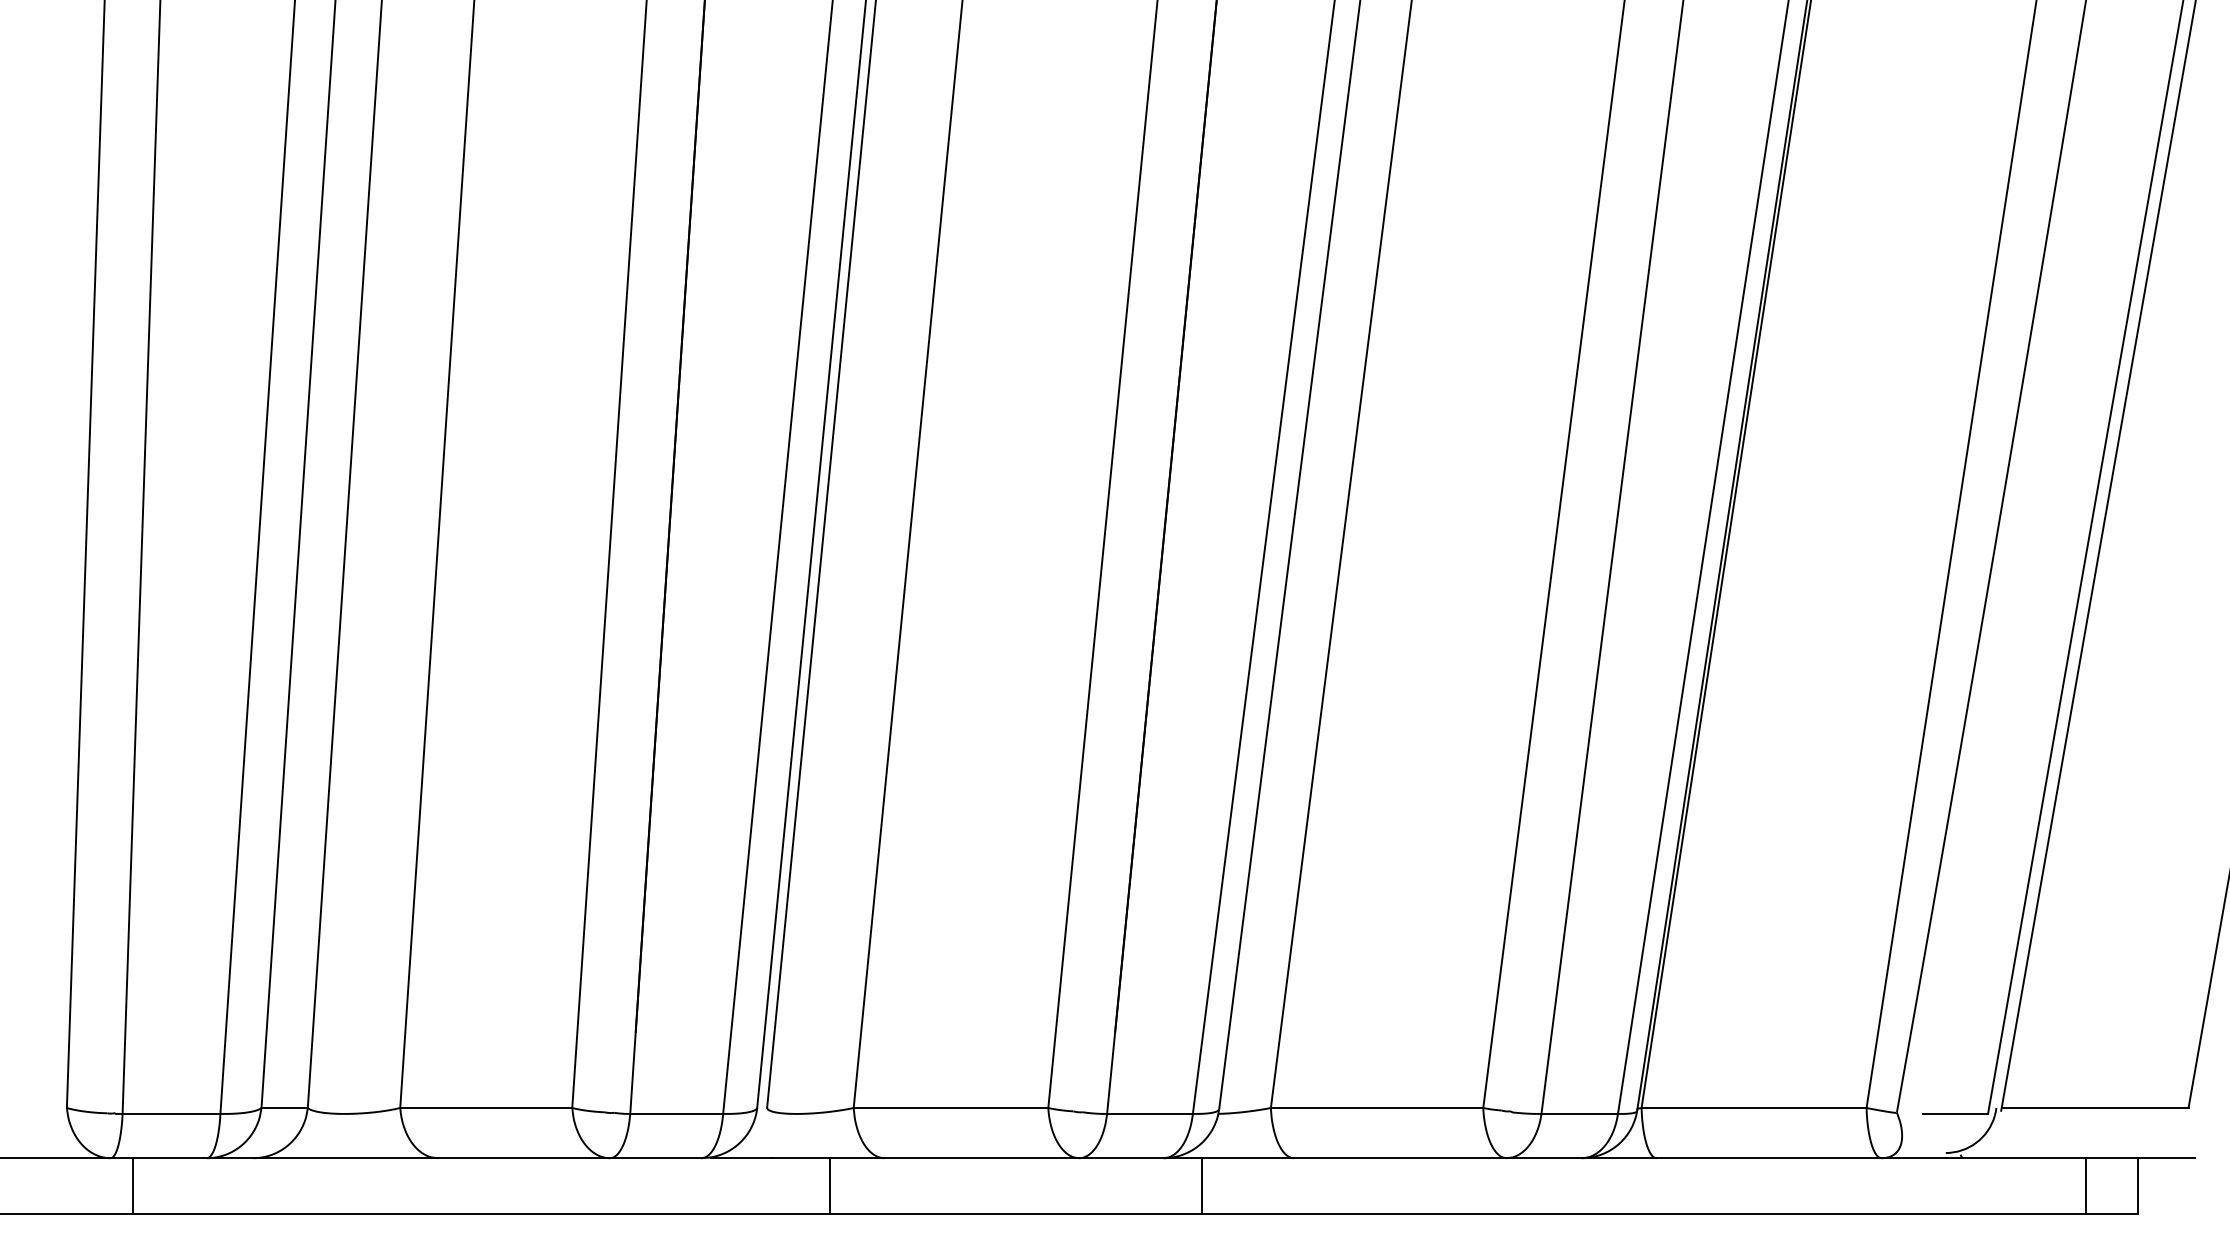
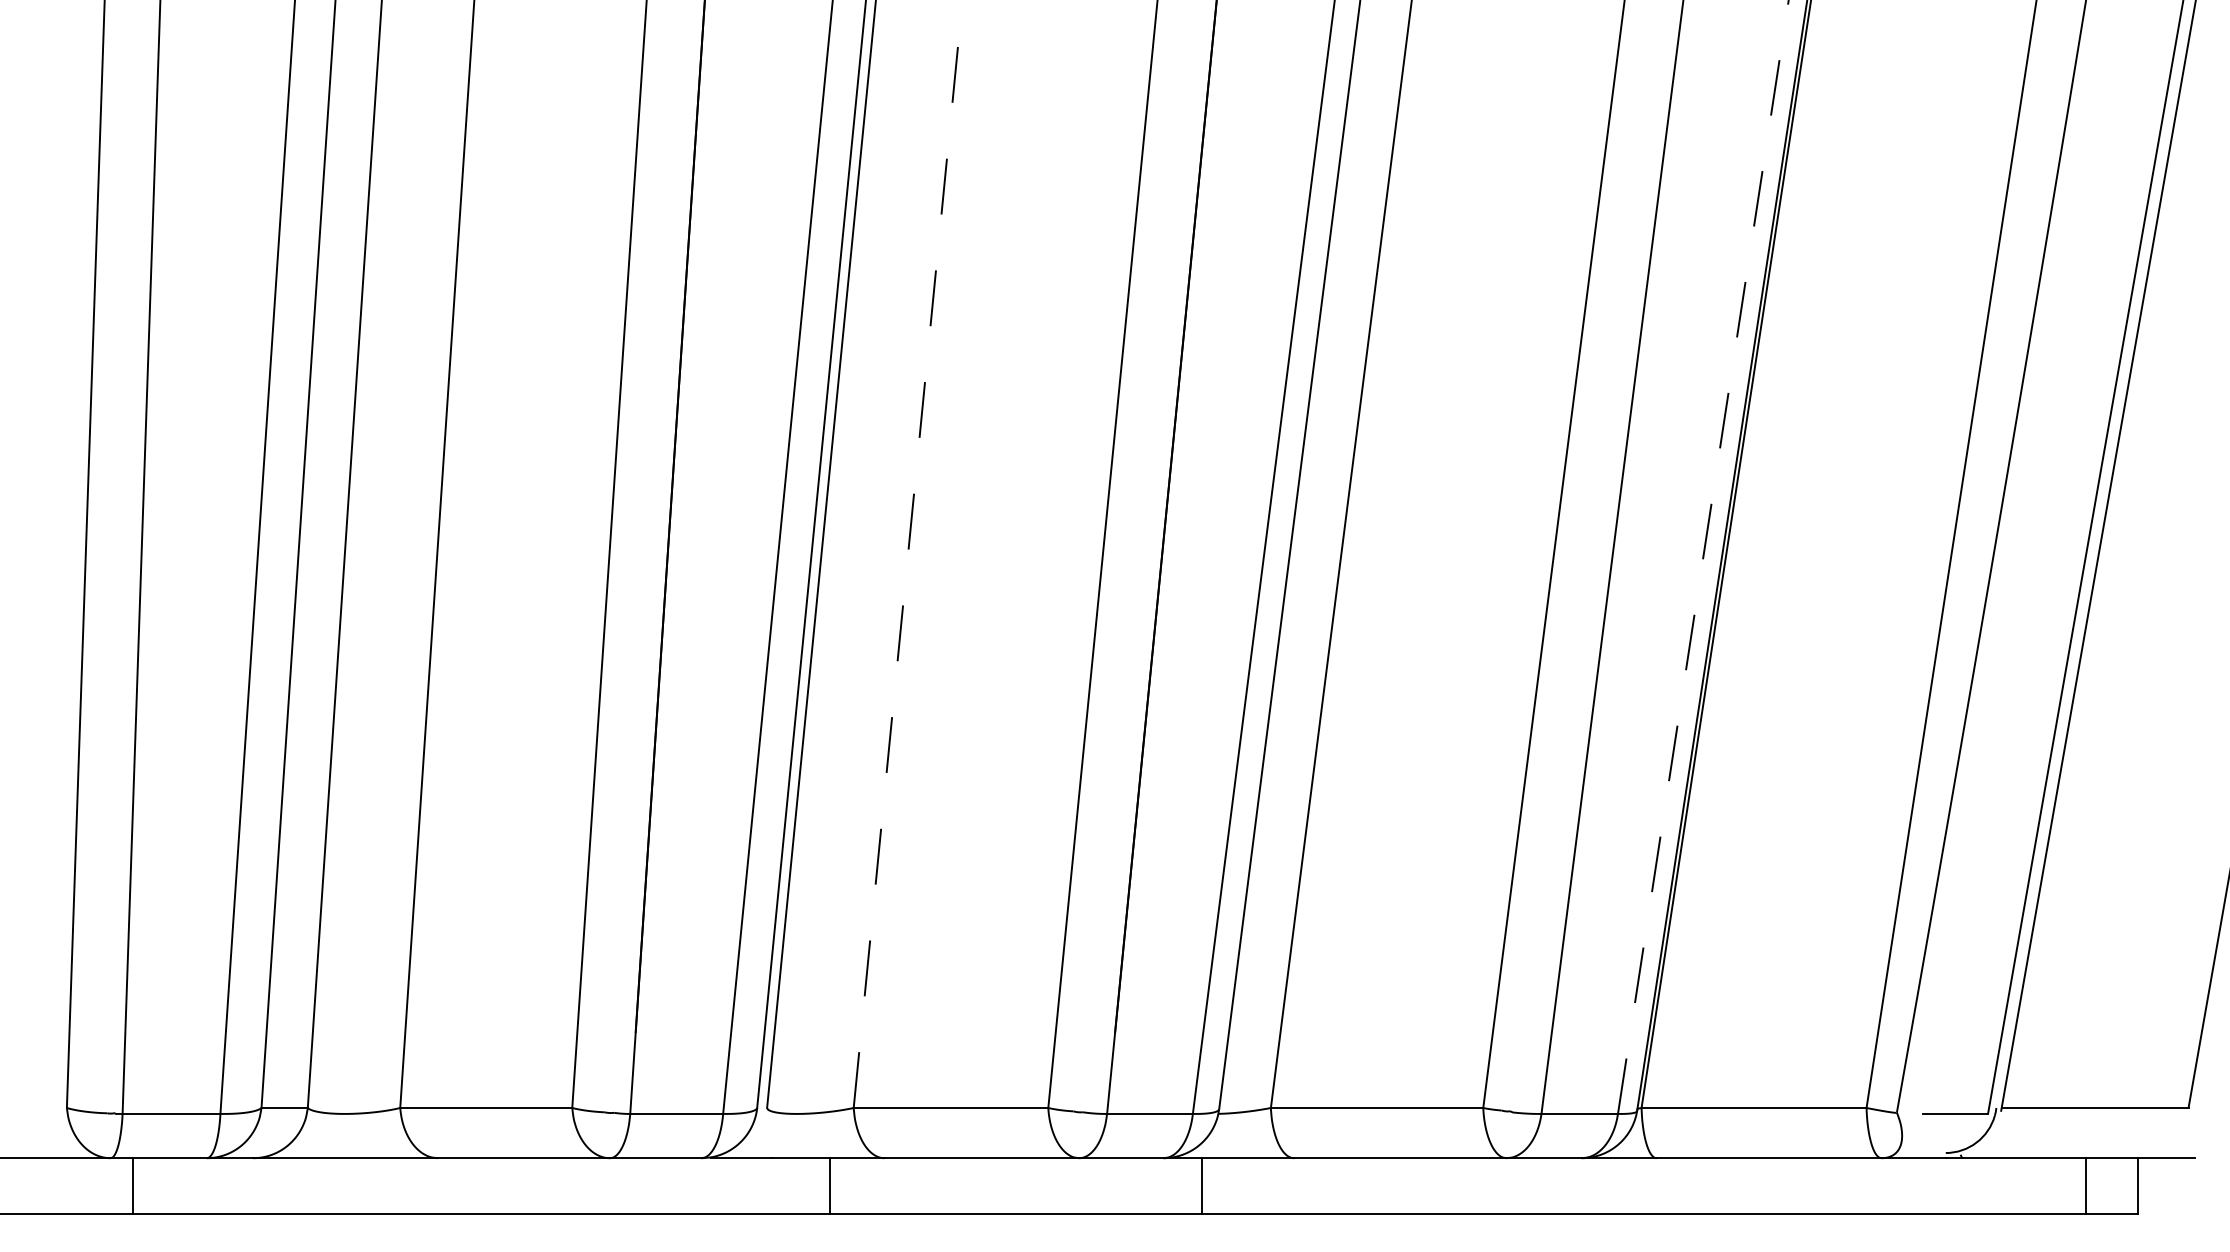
line: solid -> dashed (908, 553)
line: solid -> dashed (1703, 556)
